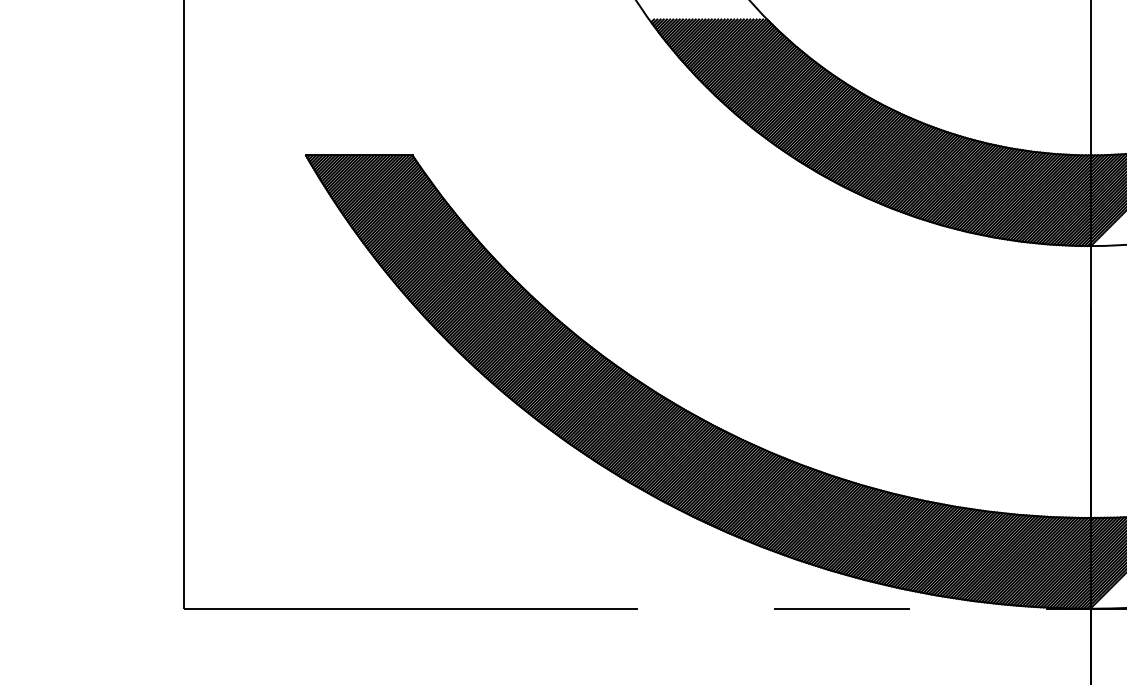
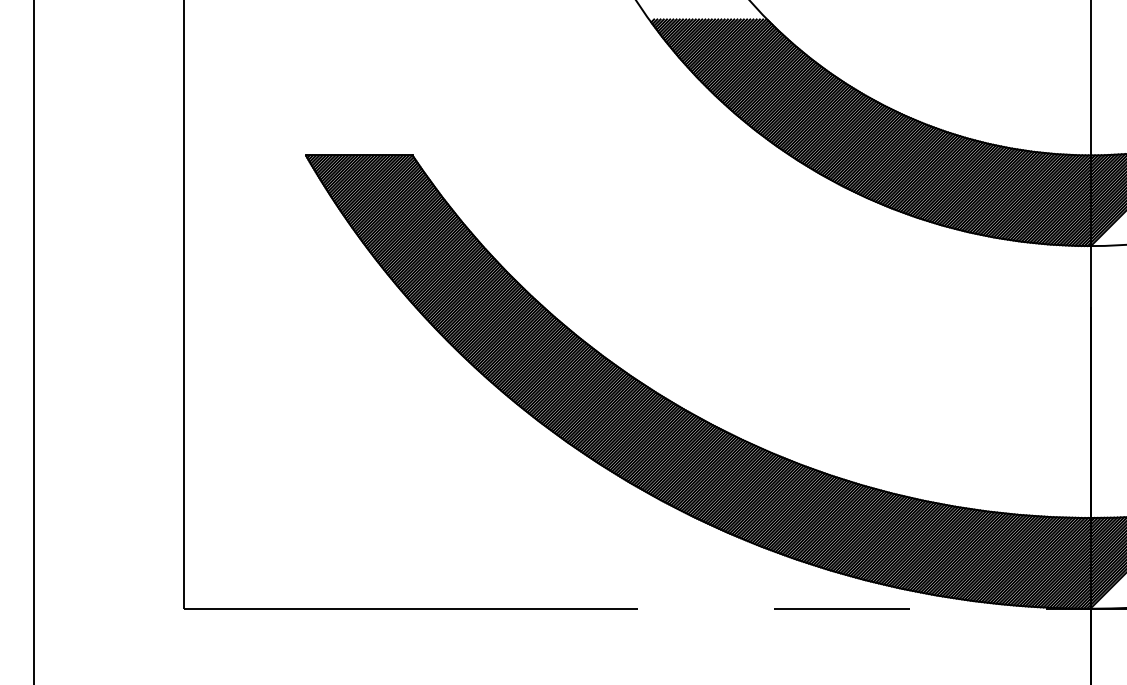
line: none -> present (33, 341)
